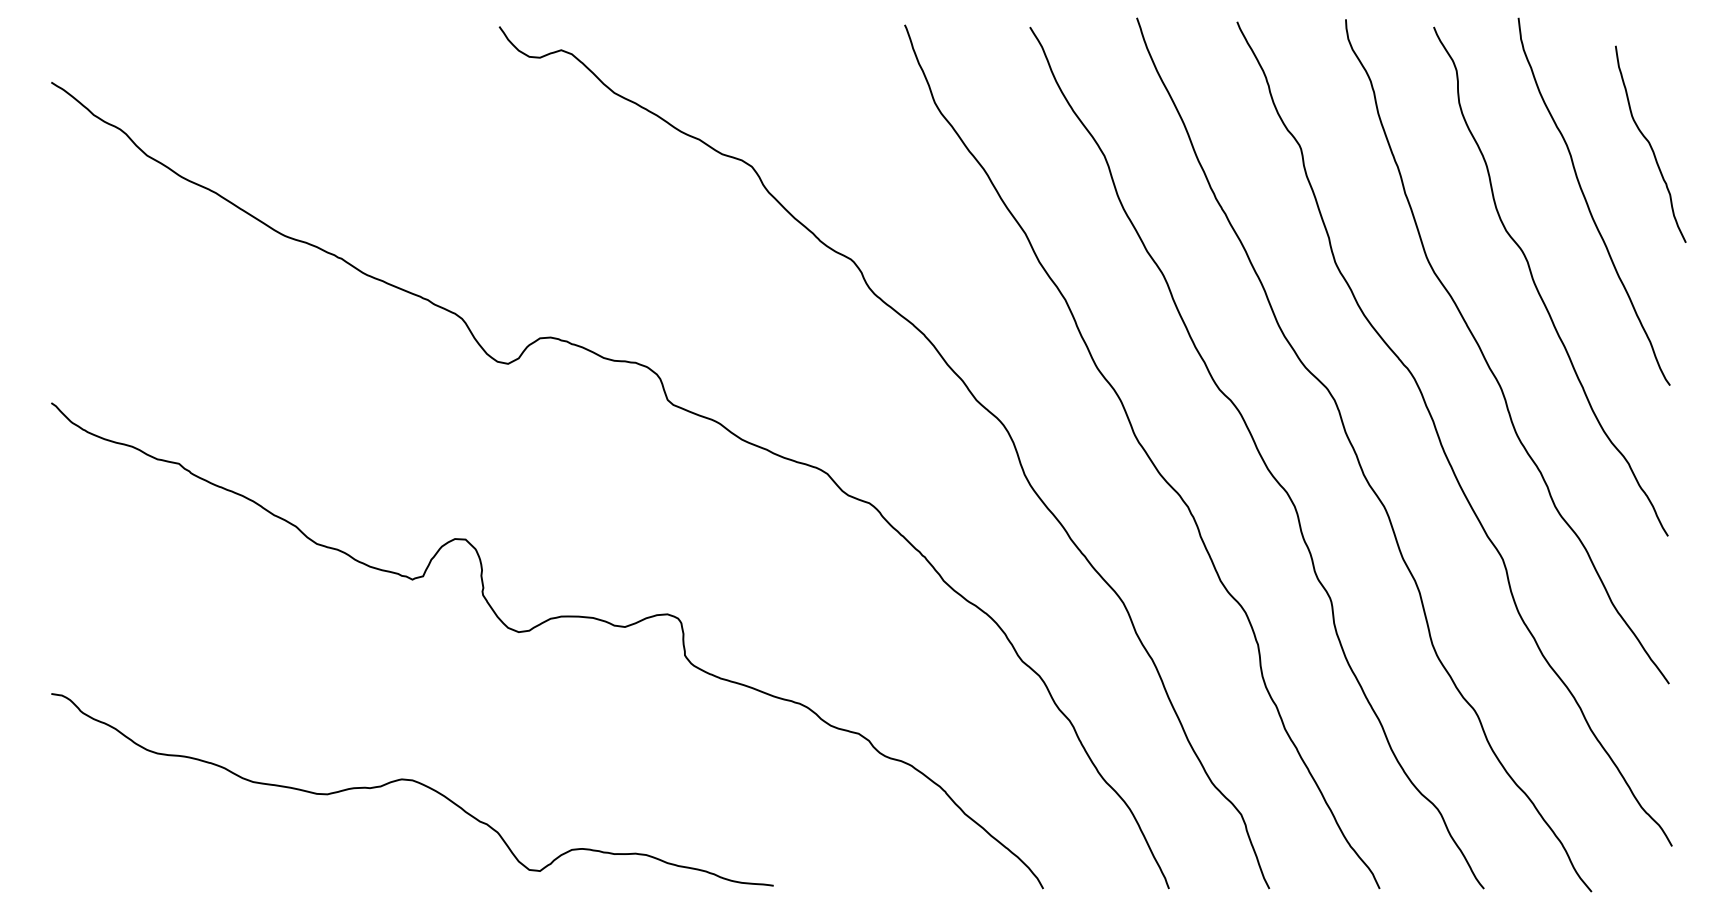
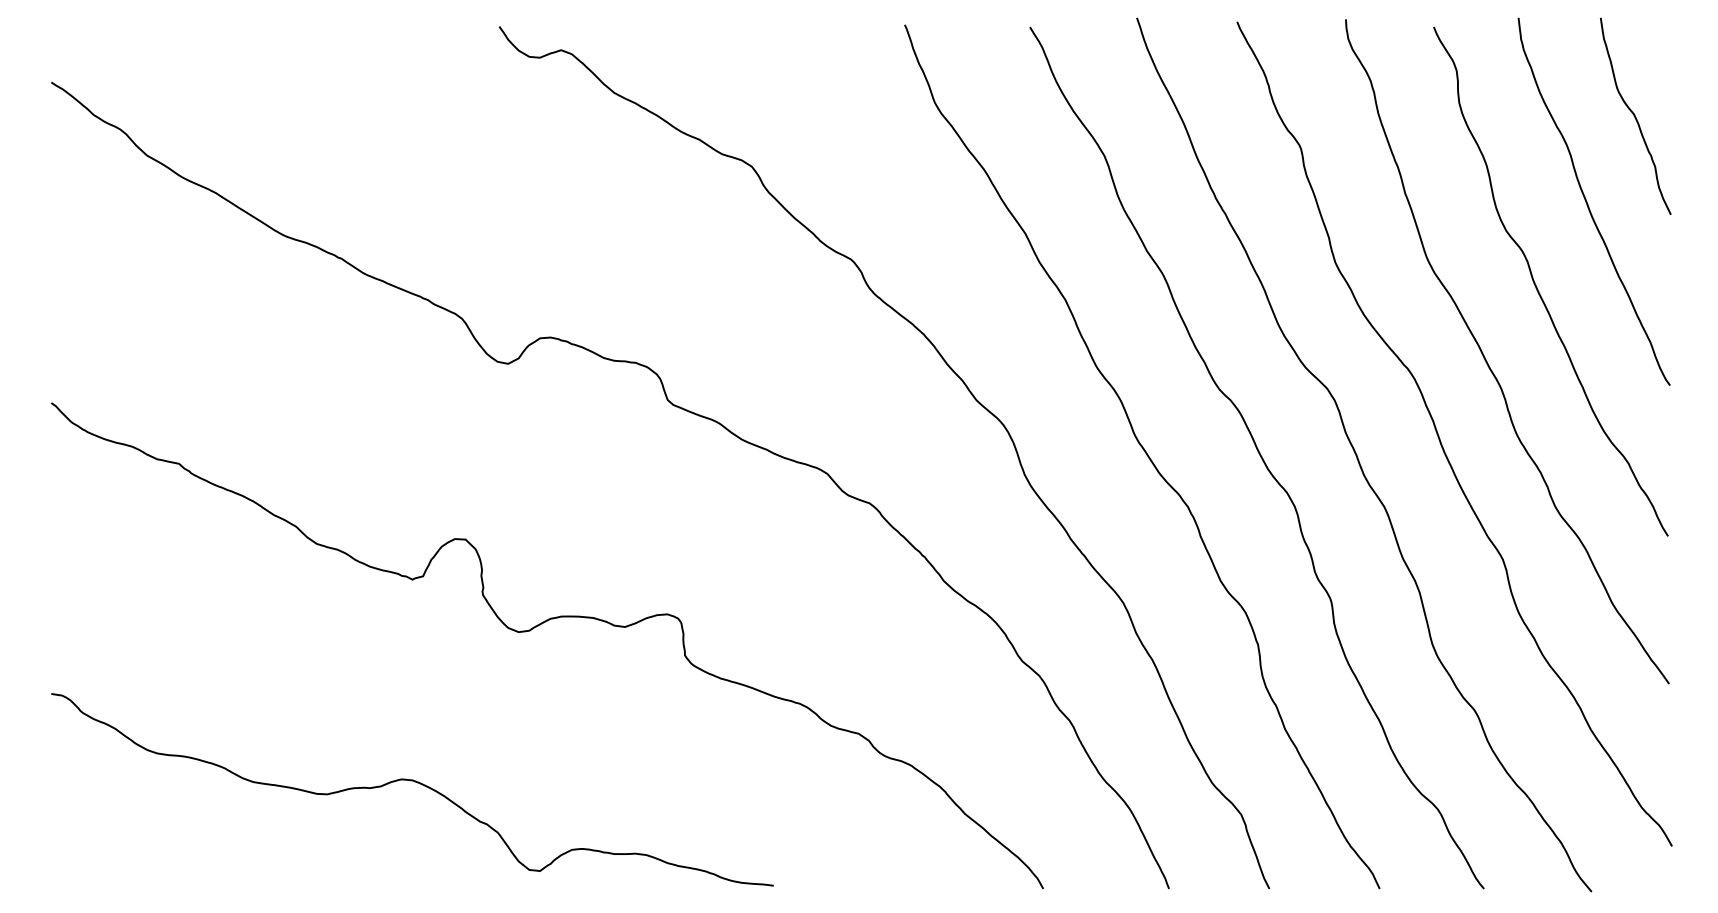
curve position: (1650, 143) -> (1635, 115) (1635, 115)
